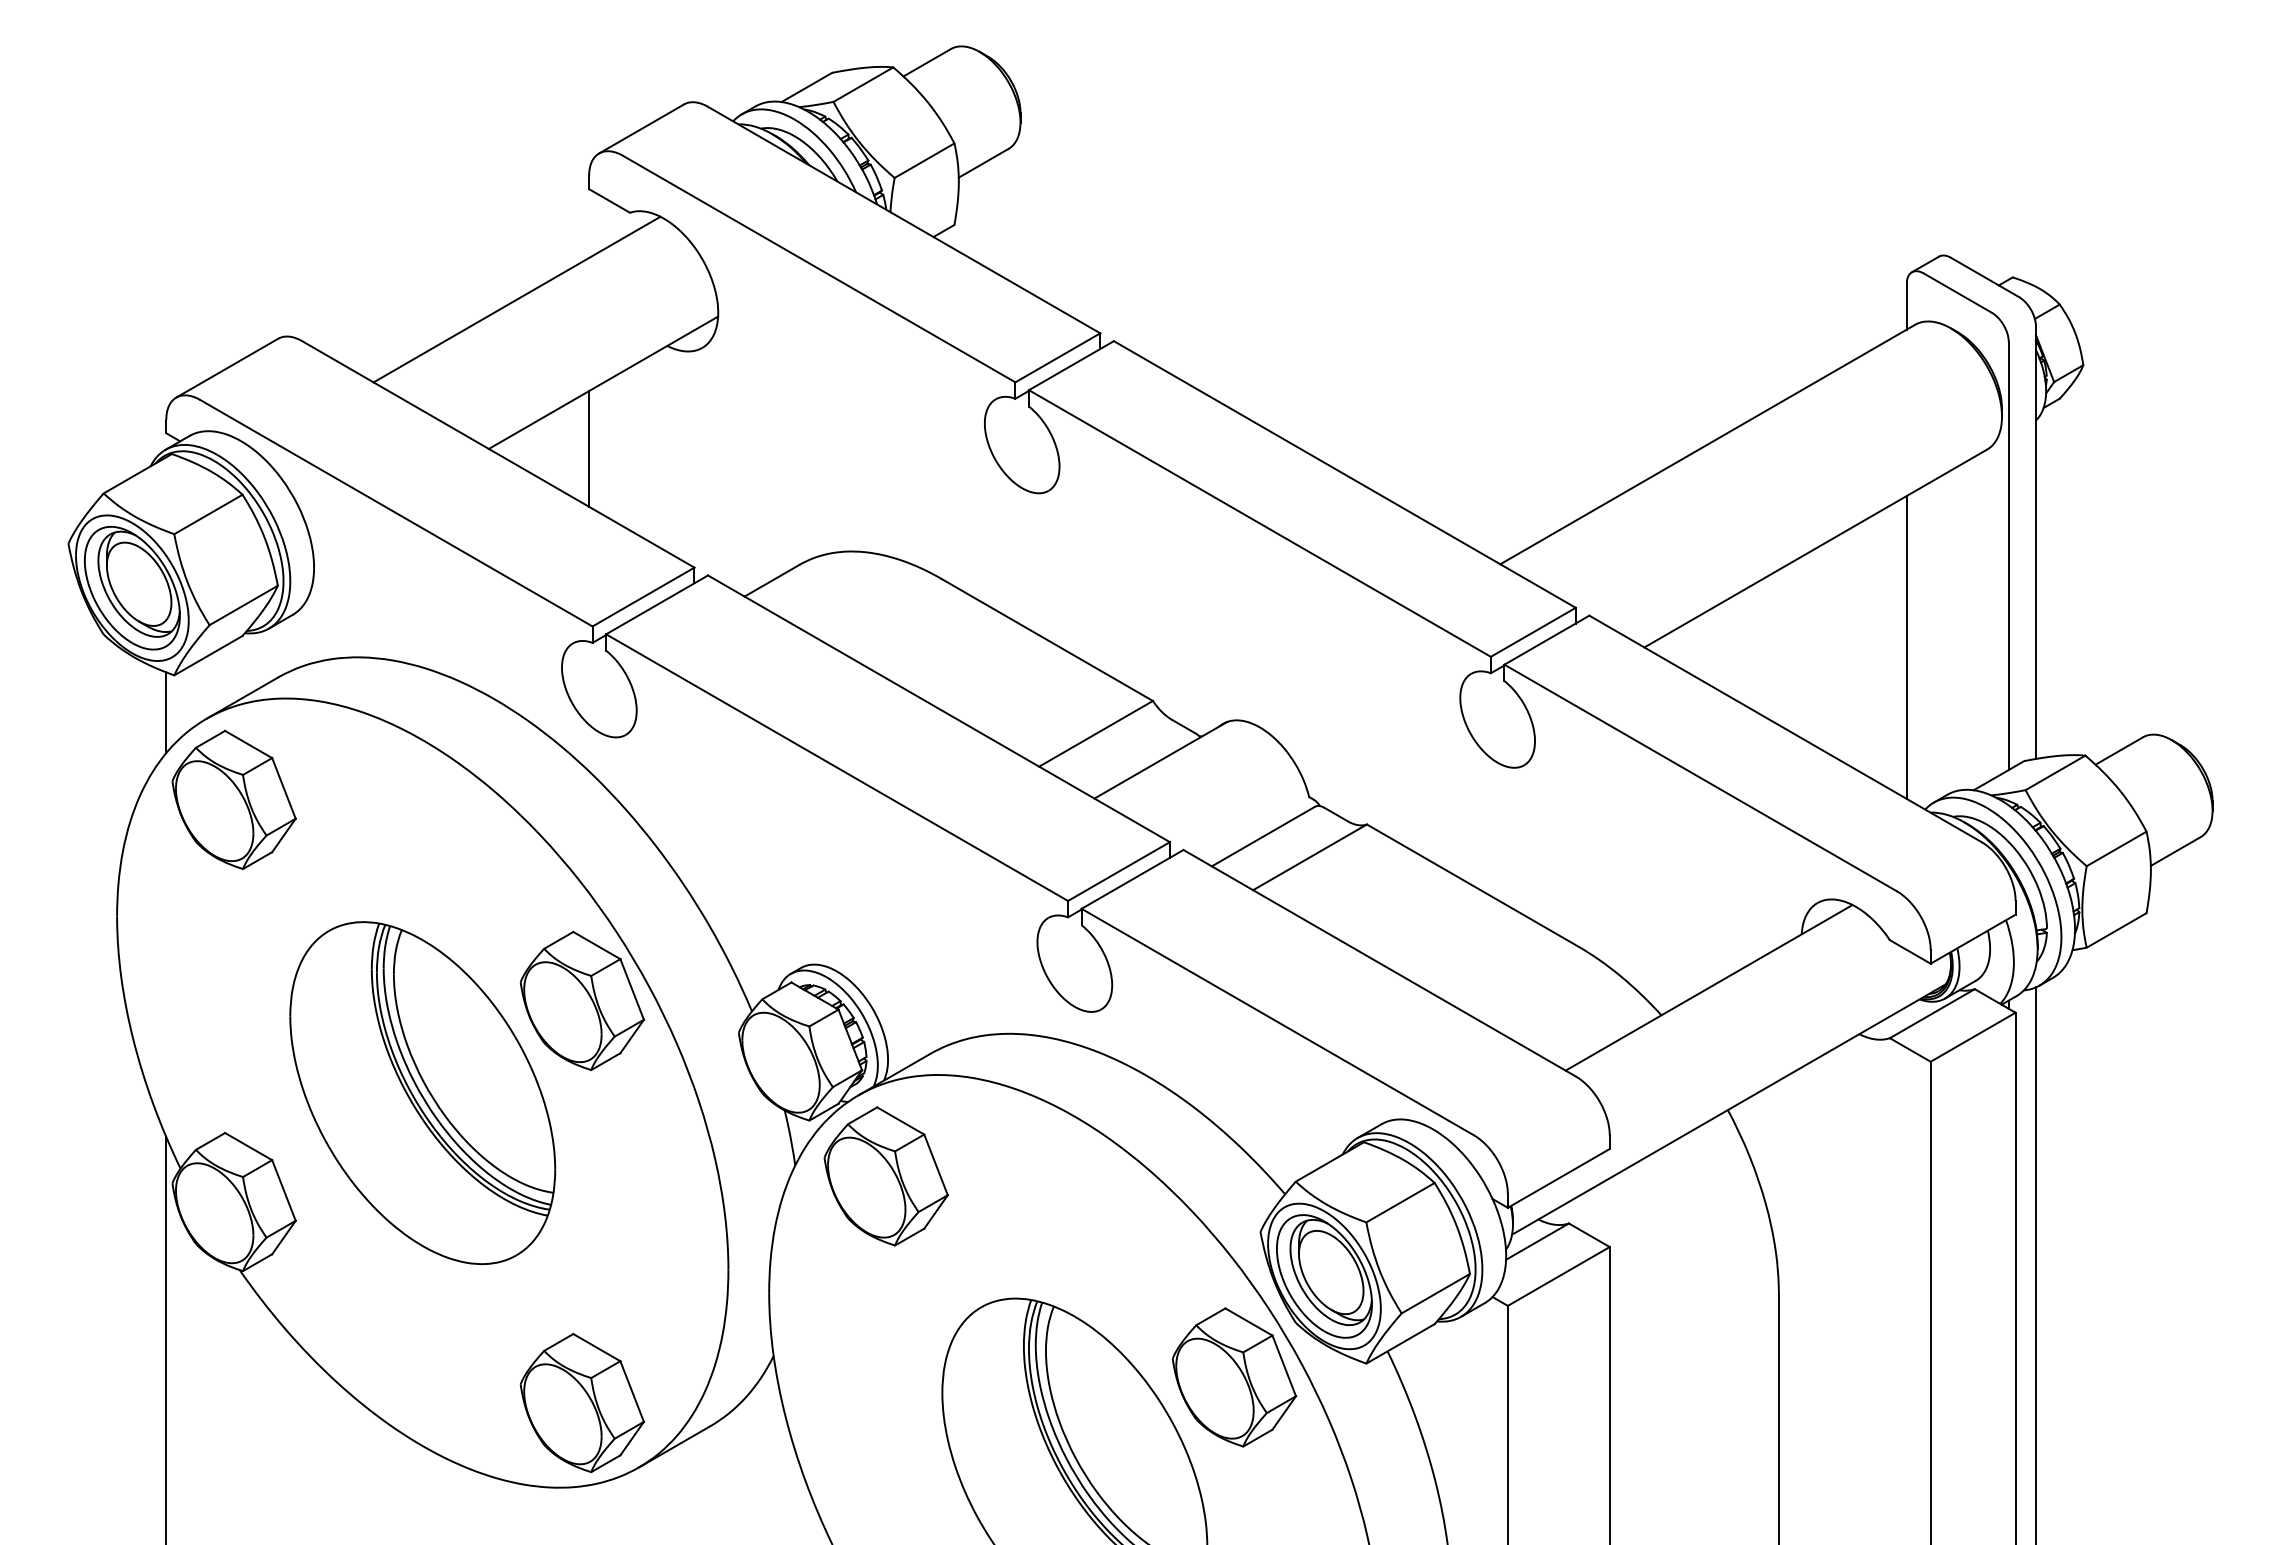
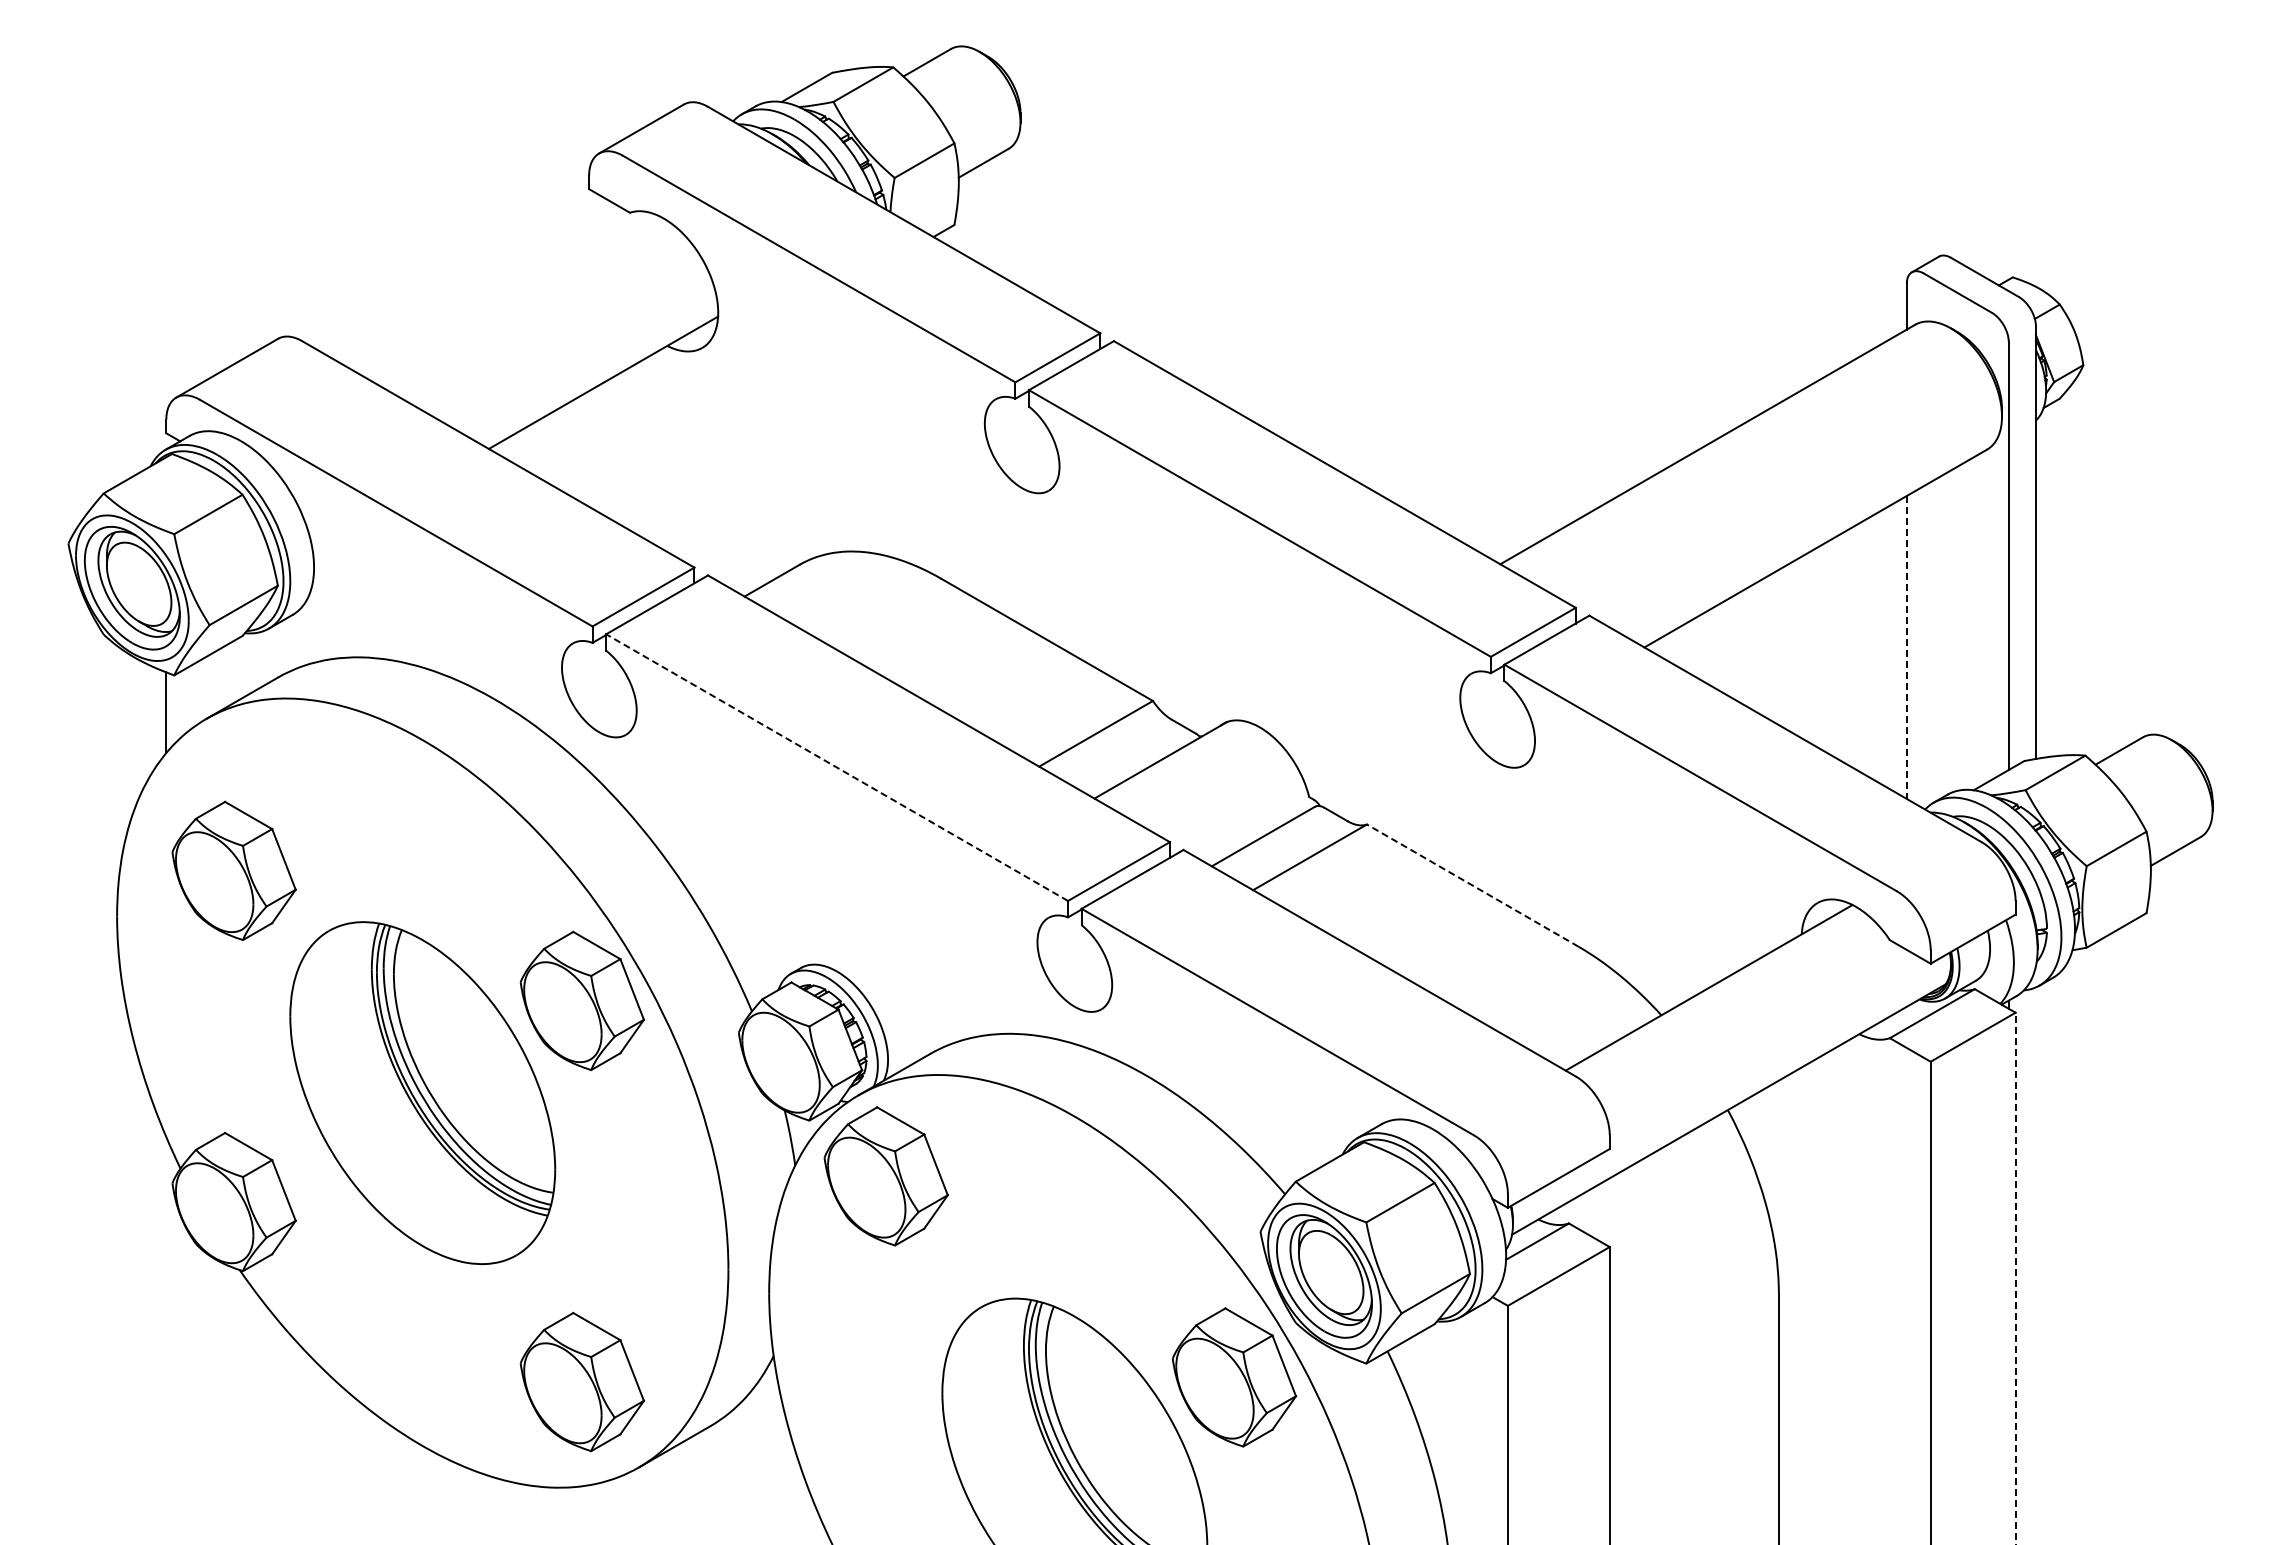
line: present -> none (516, 299)
line: present -> none (589, 448)
line: solid -> dashed (1906, 647)
line: solid -> dashed (837, 767)
part position: (233, 799) -> (233, 870) (233, 870)
line: solid -> dashed (1472, 885)
line: present -> none (2035, 1264)
line: solid -> dashed (2015, 1278)
line: present -> none (166, 1339)
part position: (581, 1402) -> (581, 1381) (581, 1381)
